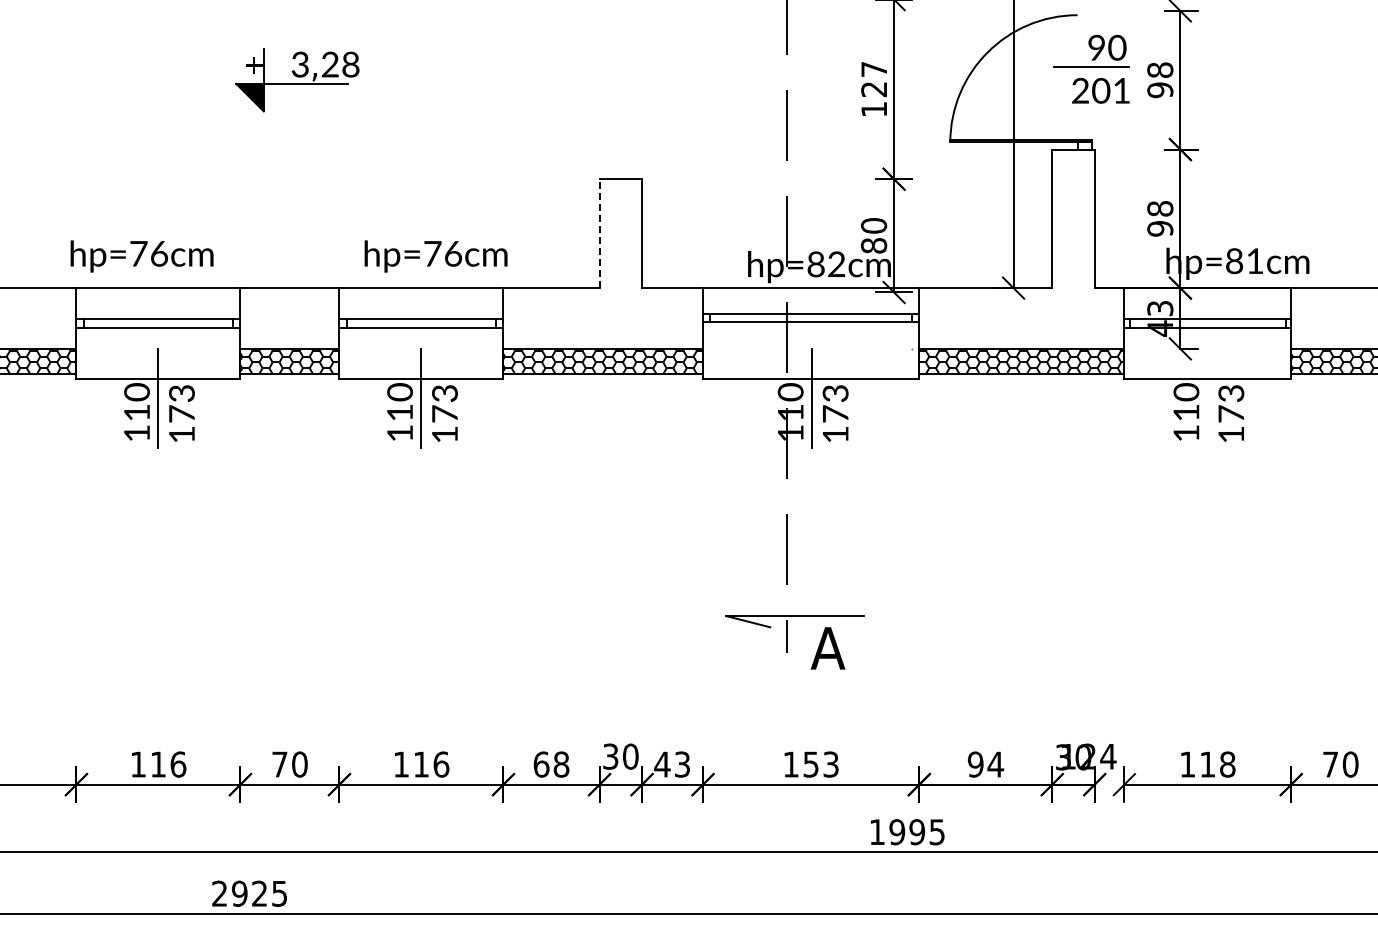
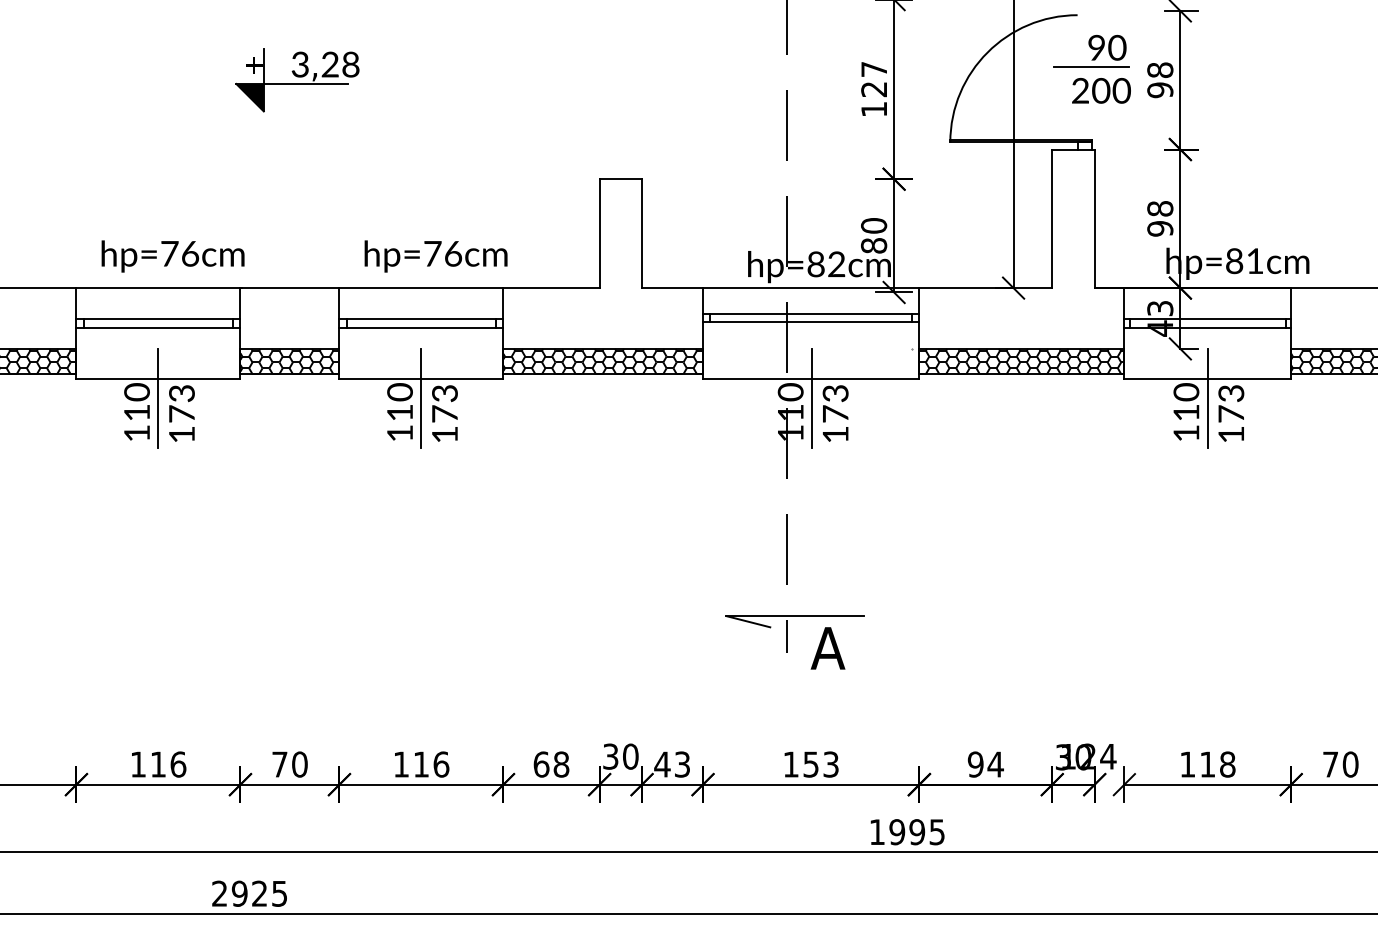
text: 201 -> 200 (1121, 90)
line: dashed -> solid (599, 233)
text position: (141, 256) -> (172, 256) (172, 256)
line: none -> present (1207, 397)
